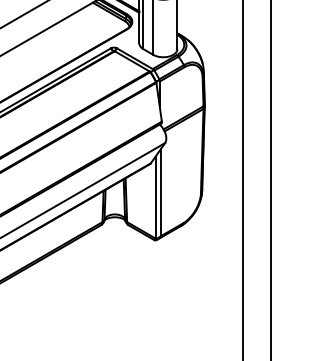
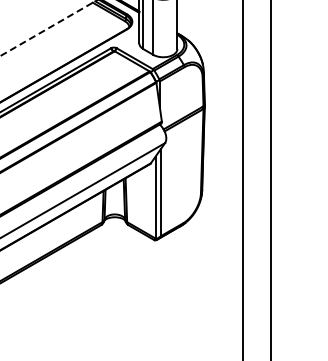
line: present -> none (23, 14)
line: solid -> dashed (48, 28)
